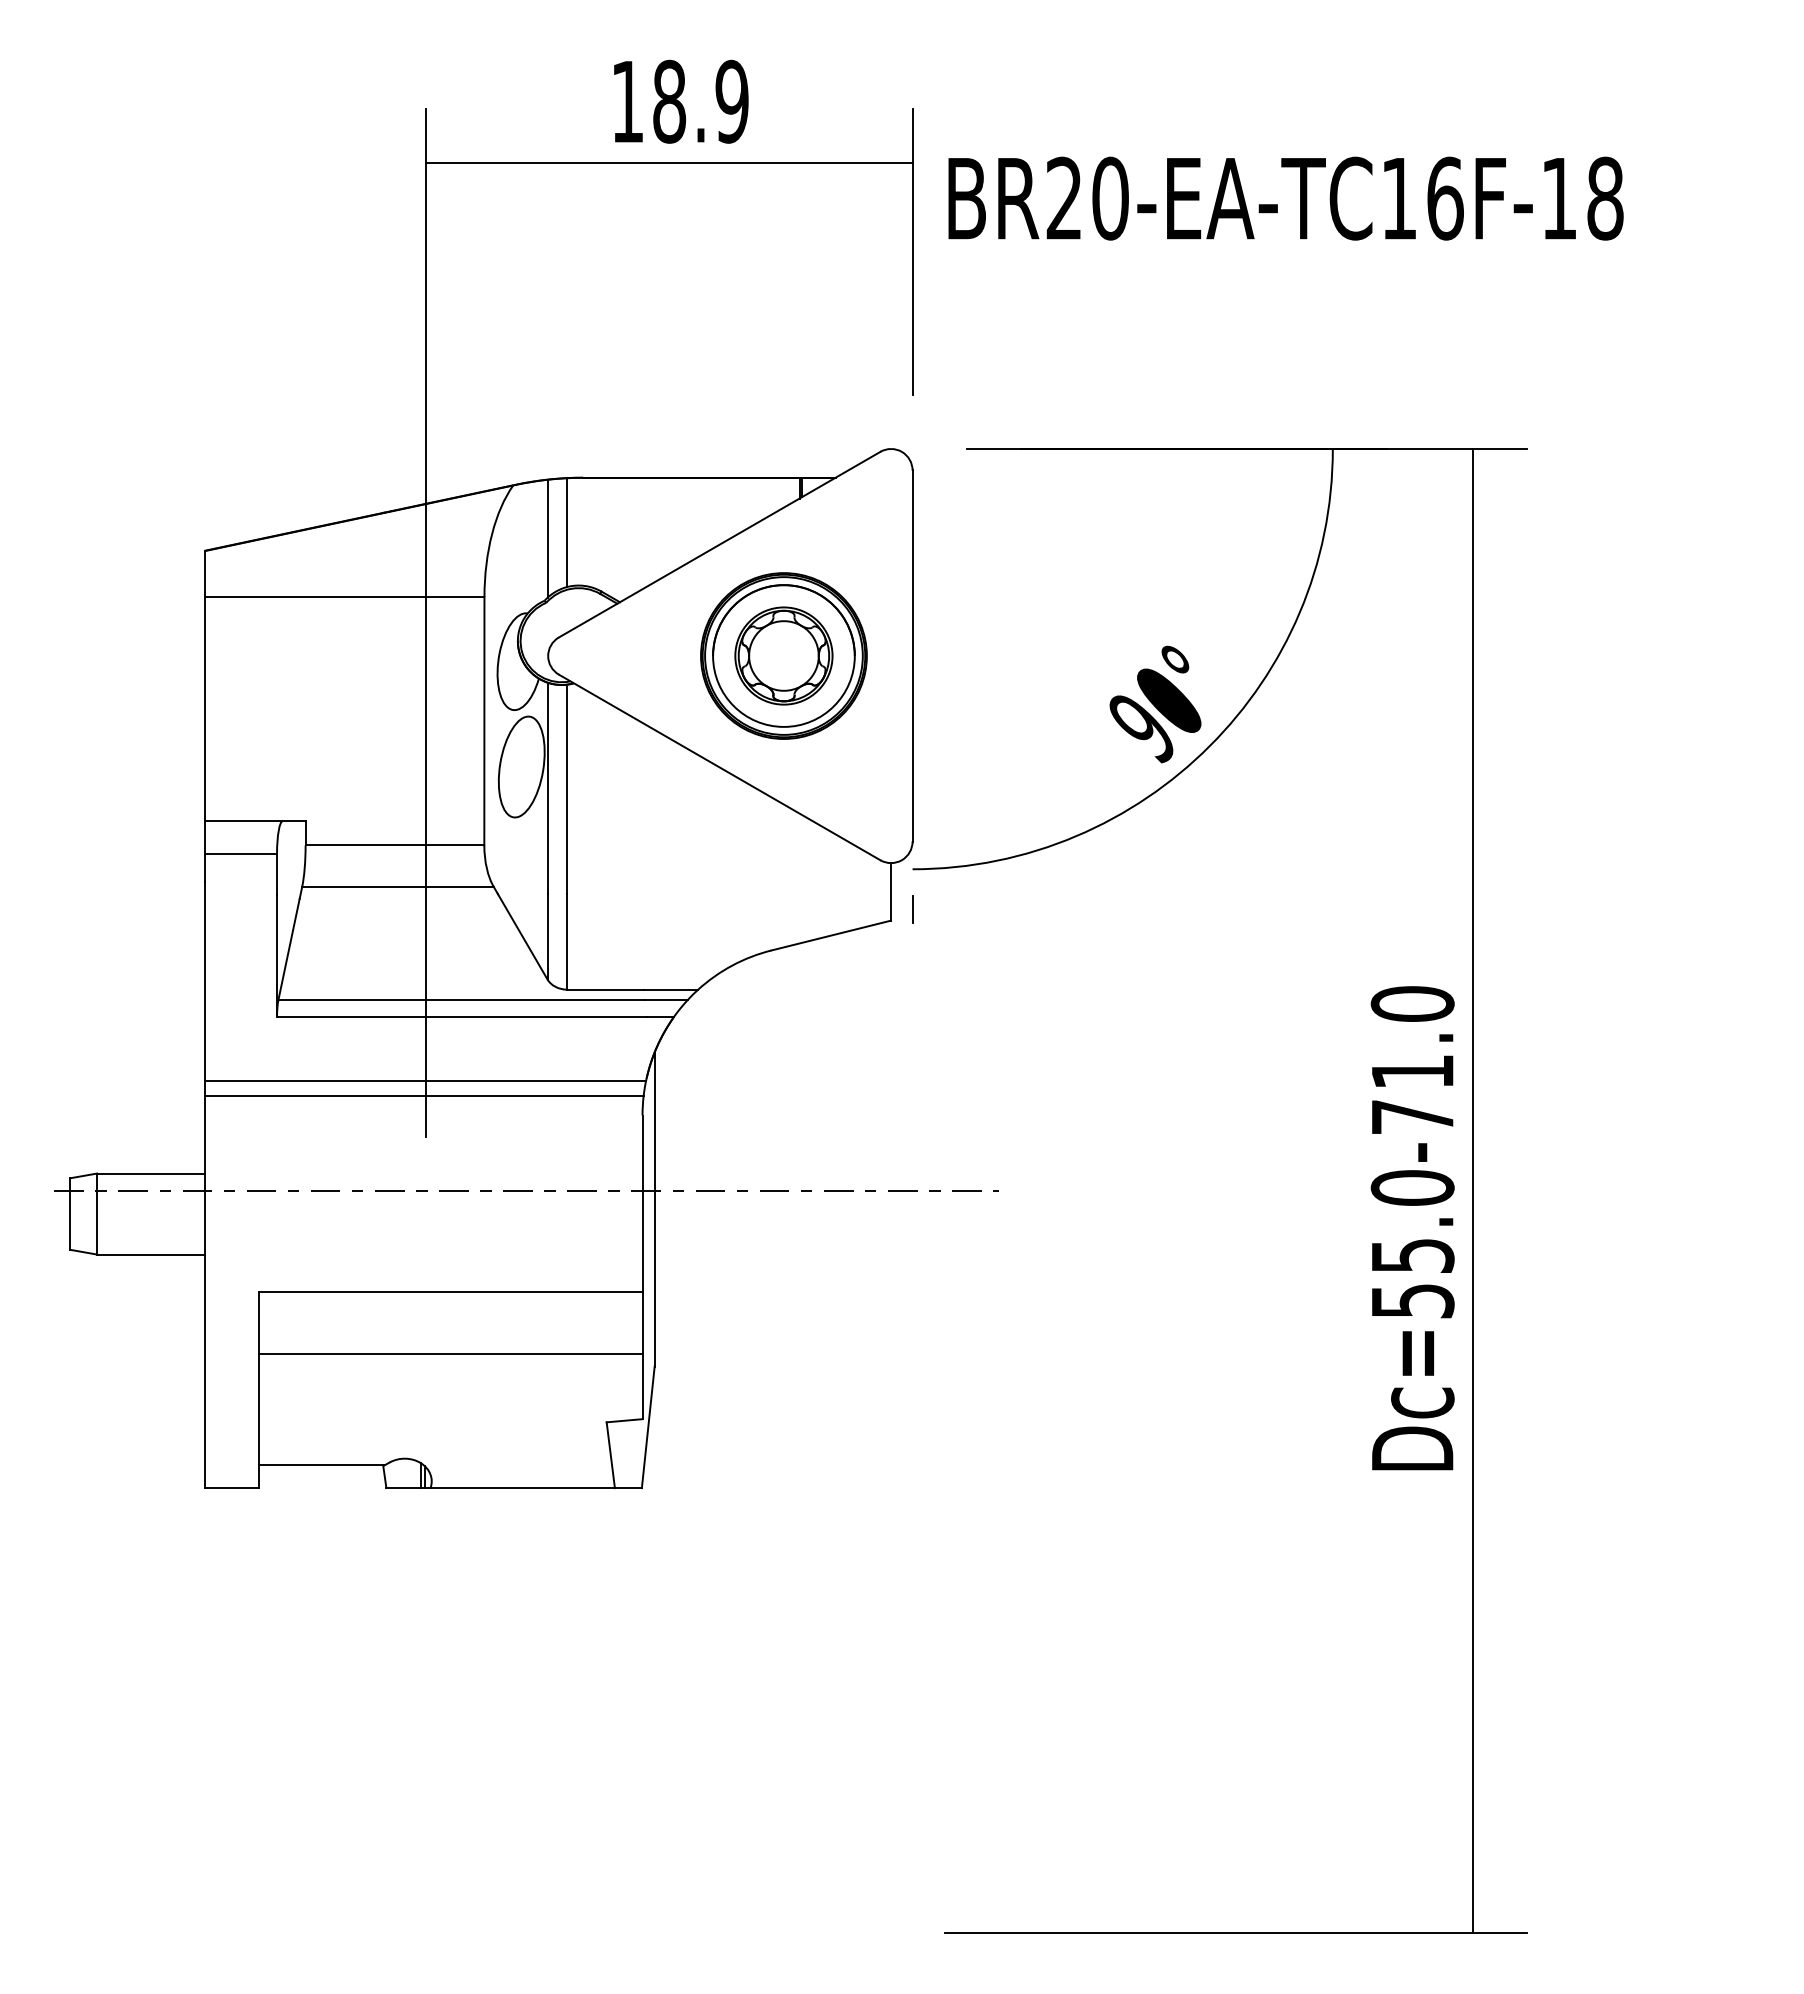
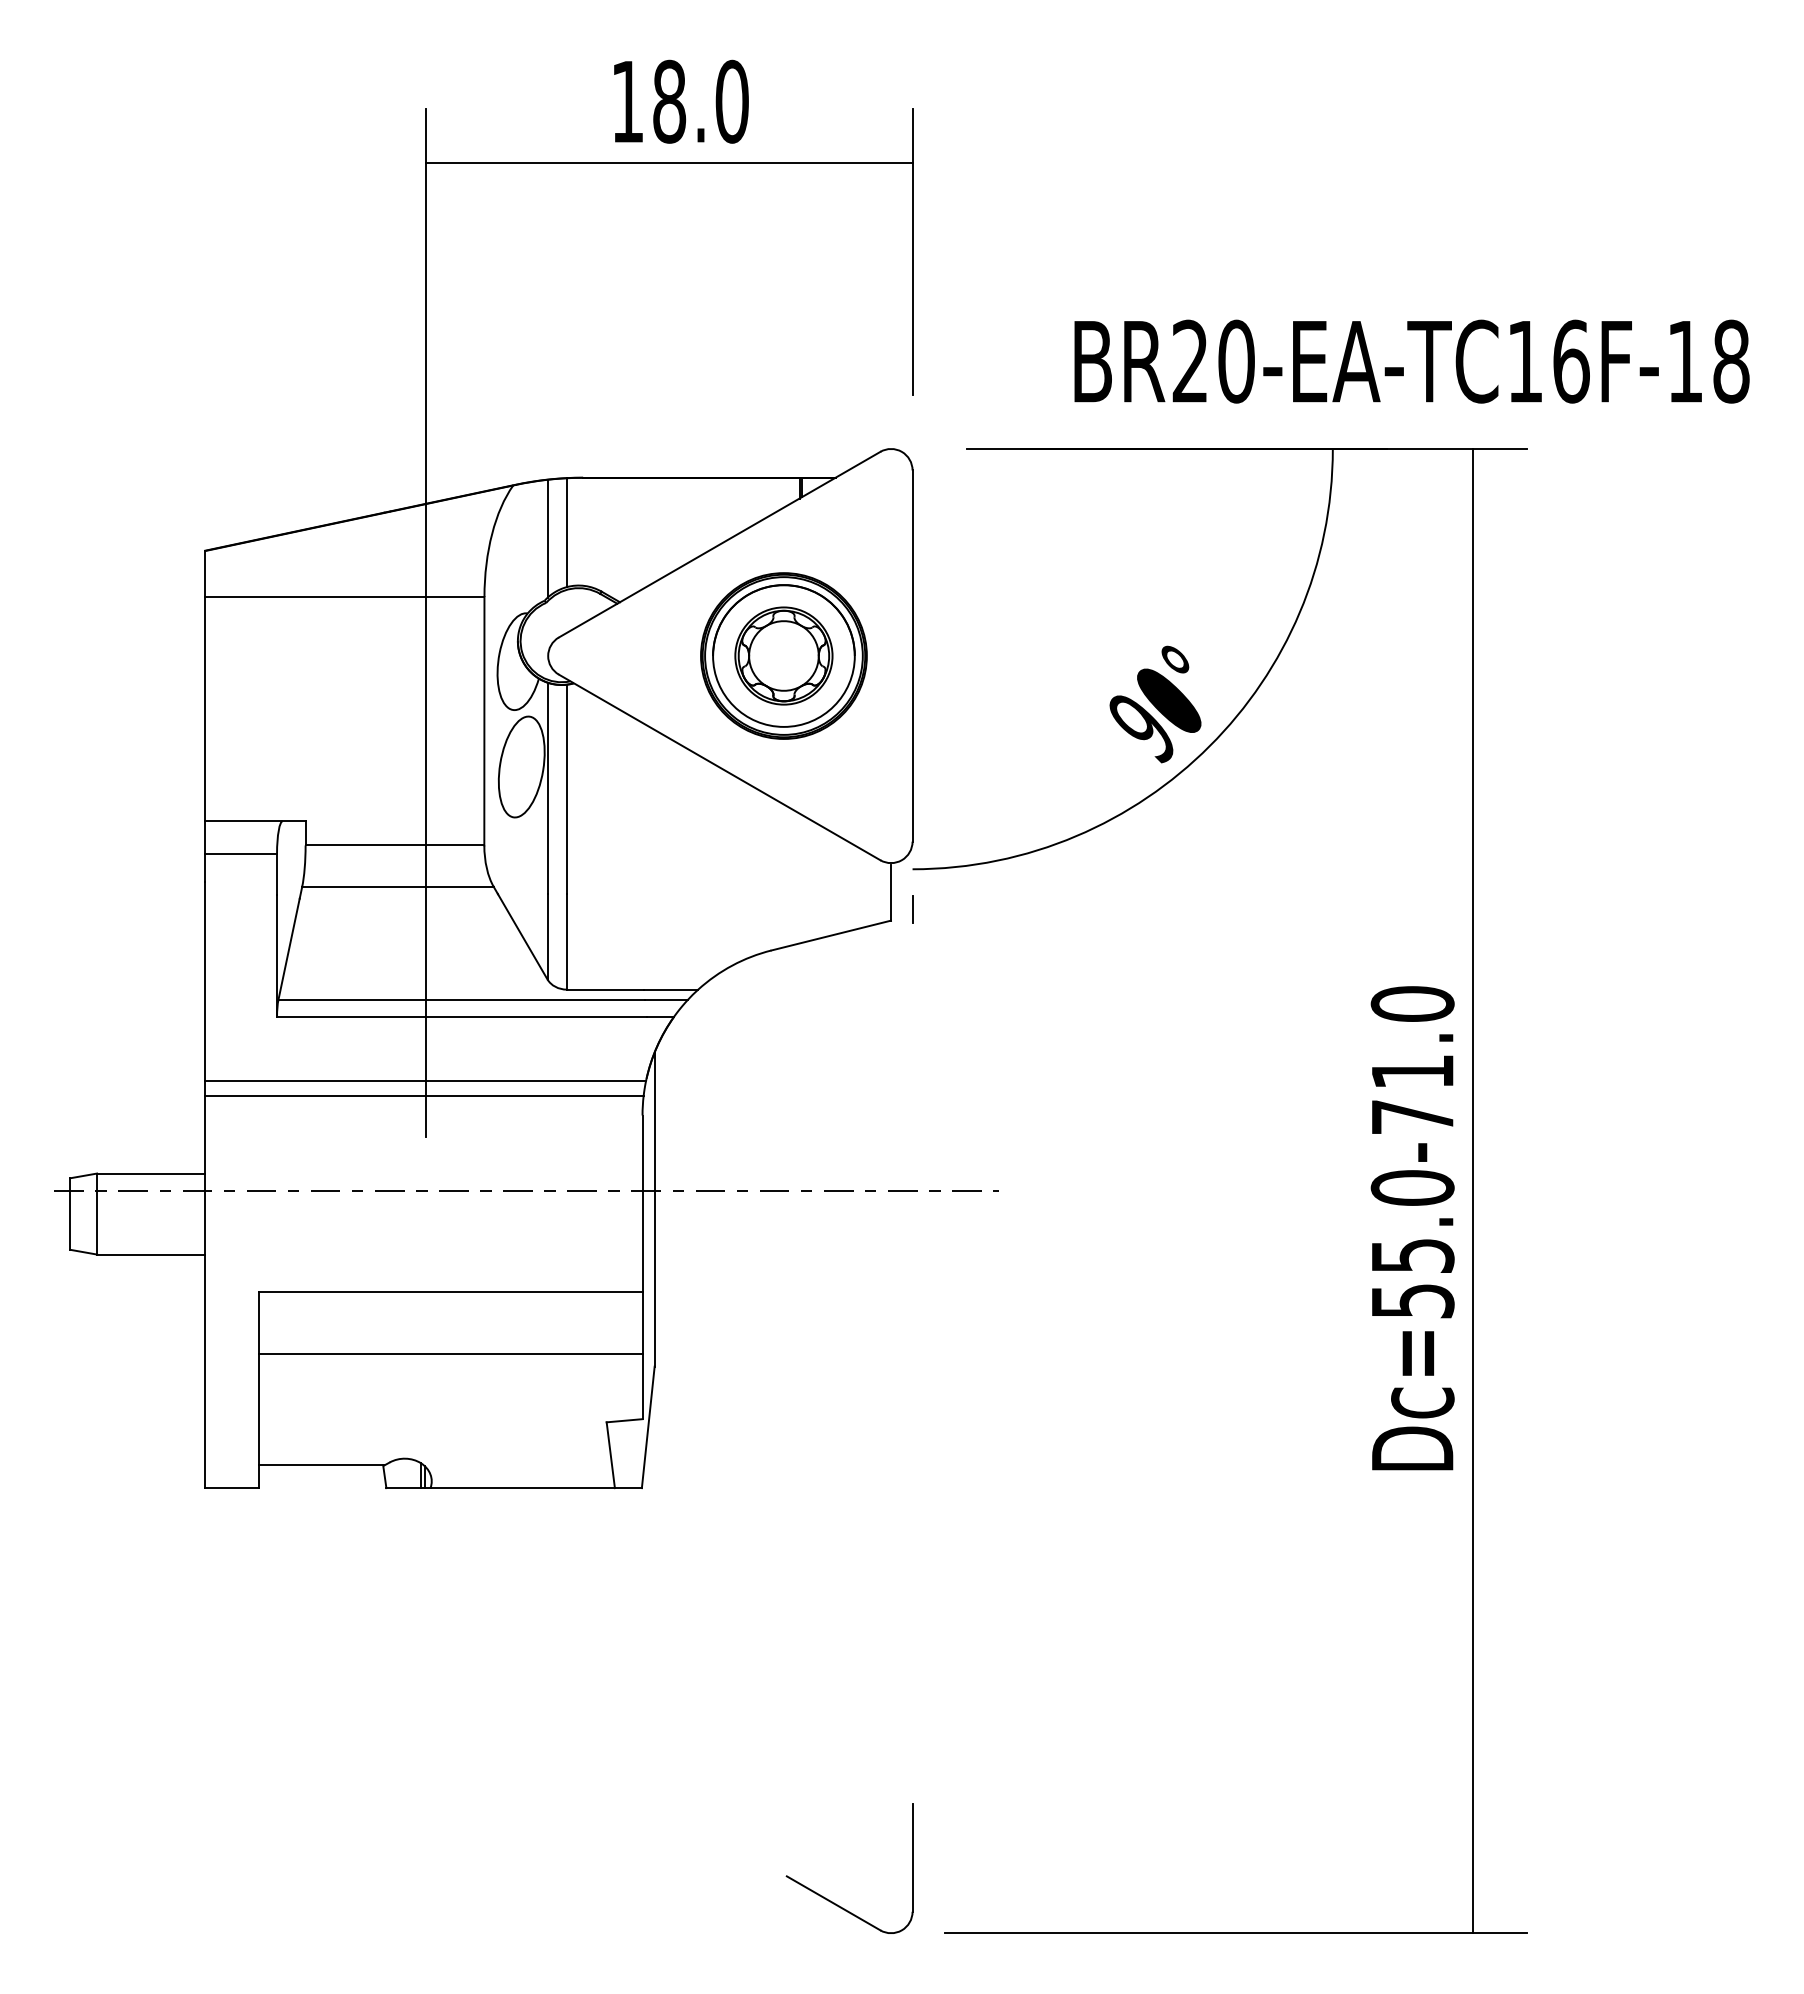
text: 18.9 -> 18.0 (731, 101)
text position: (1285, 198) -> (1411, 361) (1411, 361)
part: none -> present (829, 1899)
